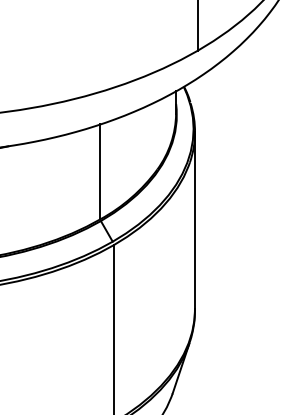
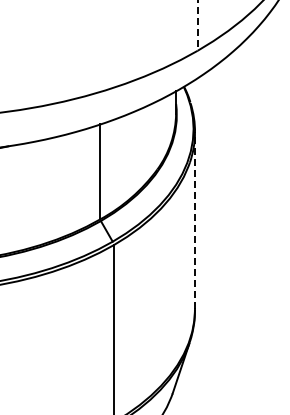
line: solid -> dashed (197, 25)
line: solid -> dashed (195, 220)
